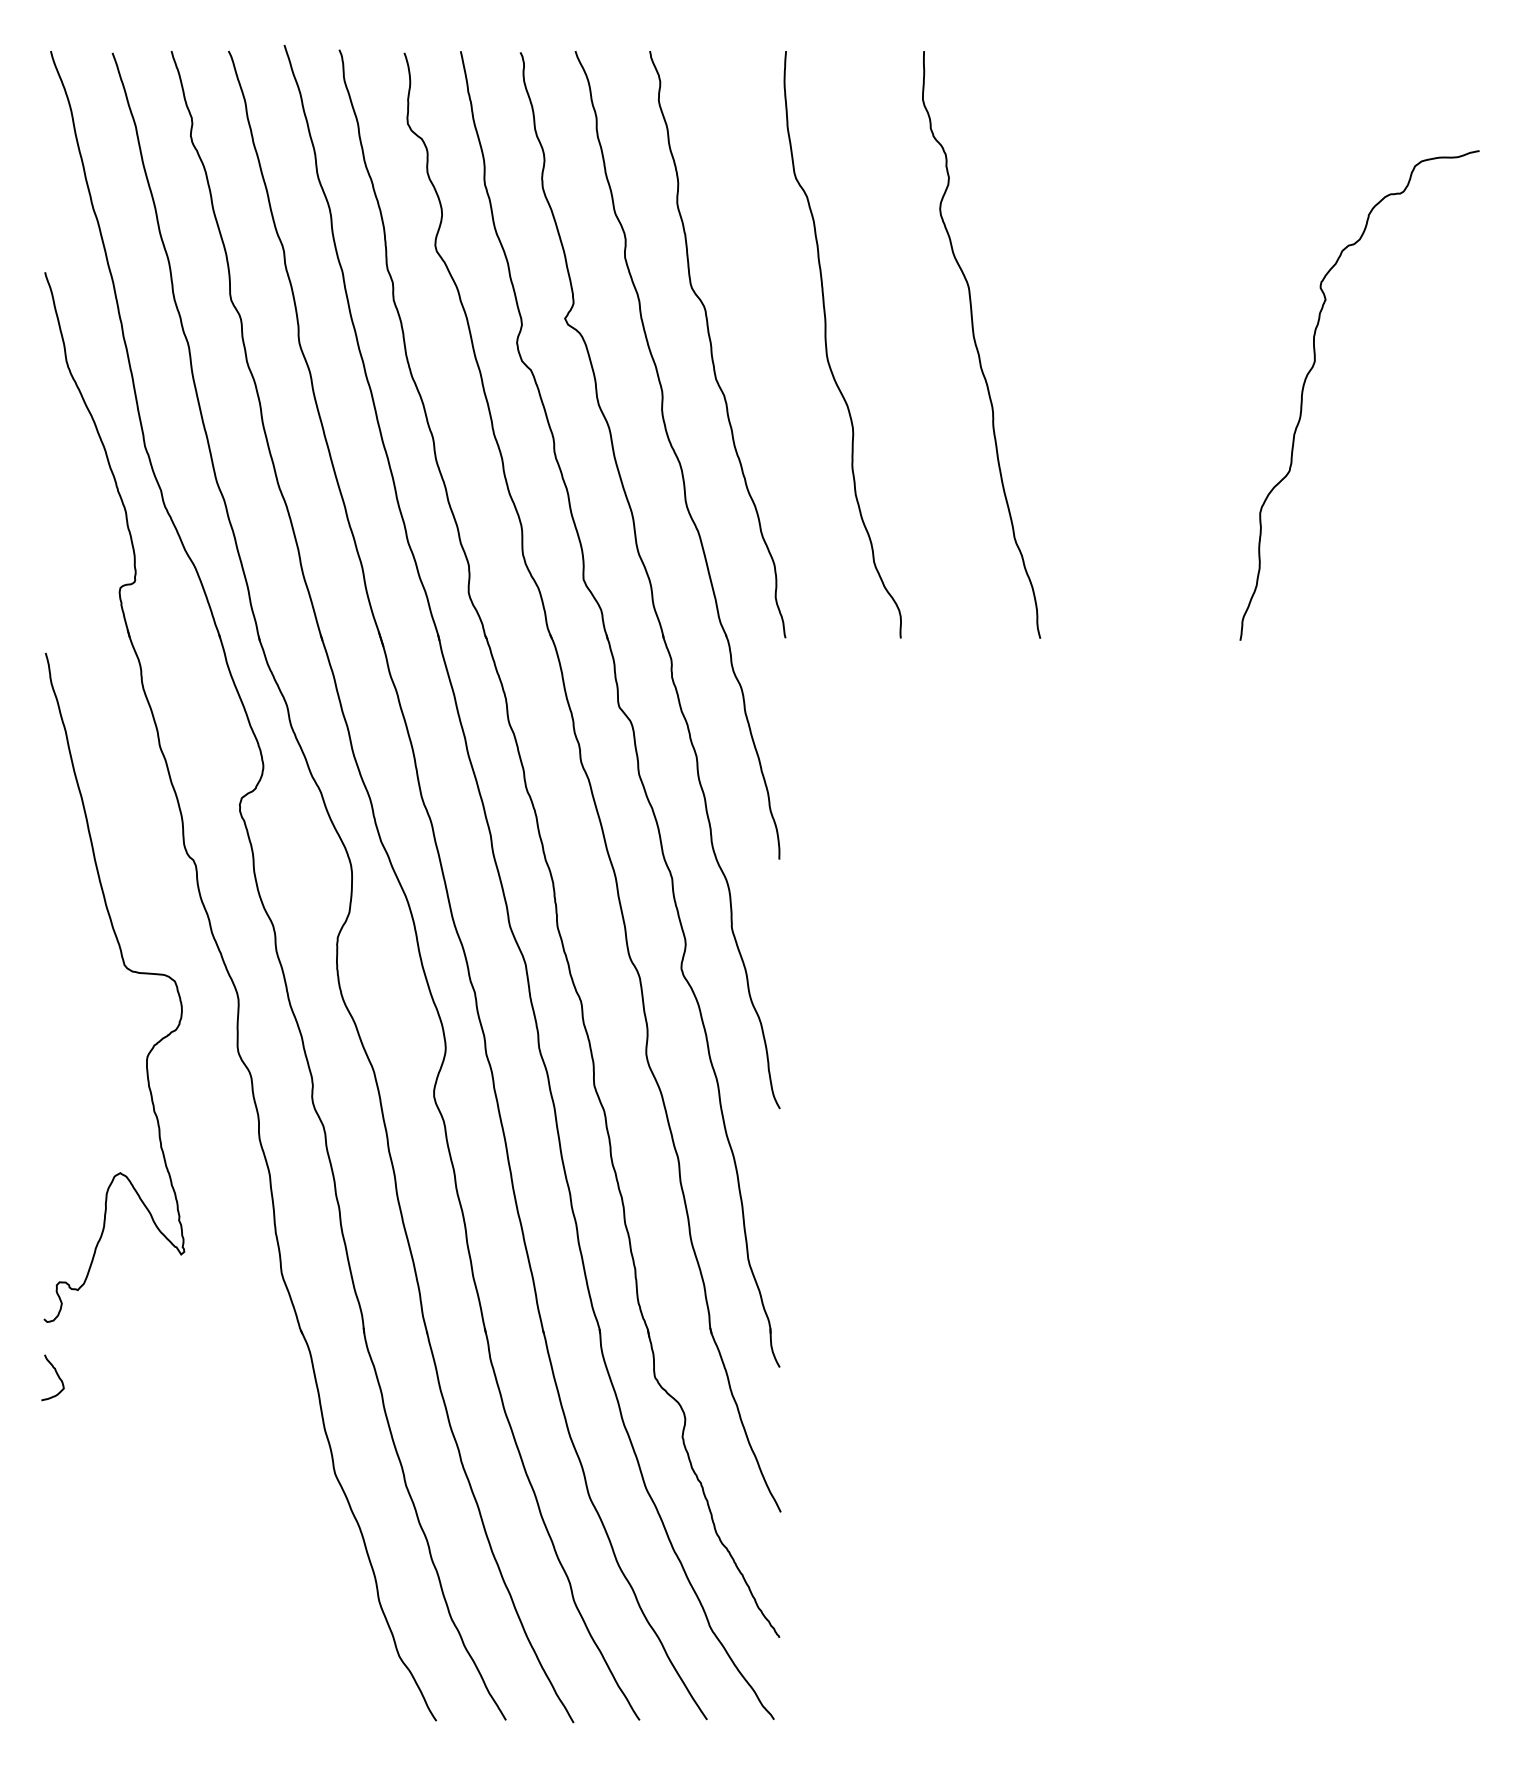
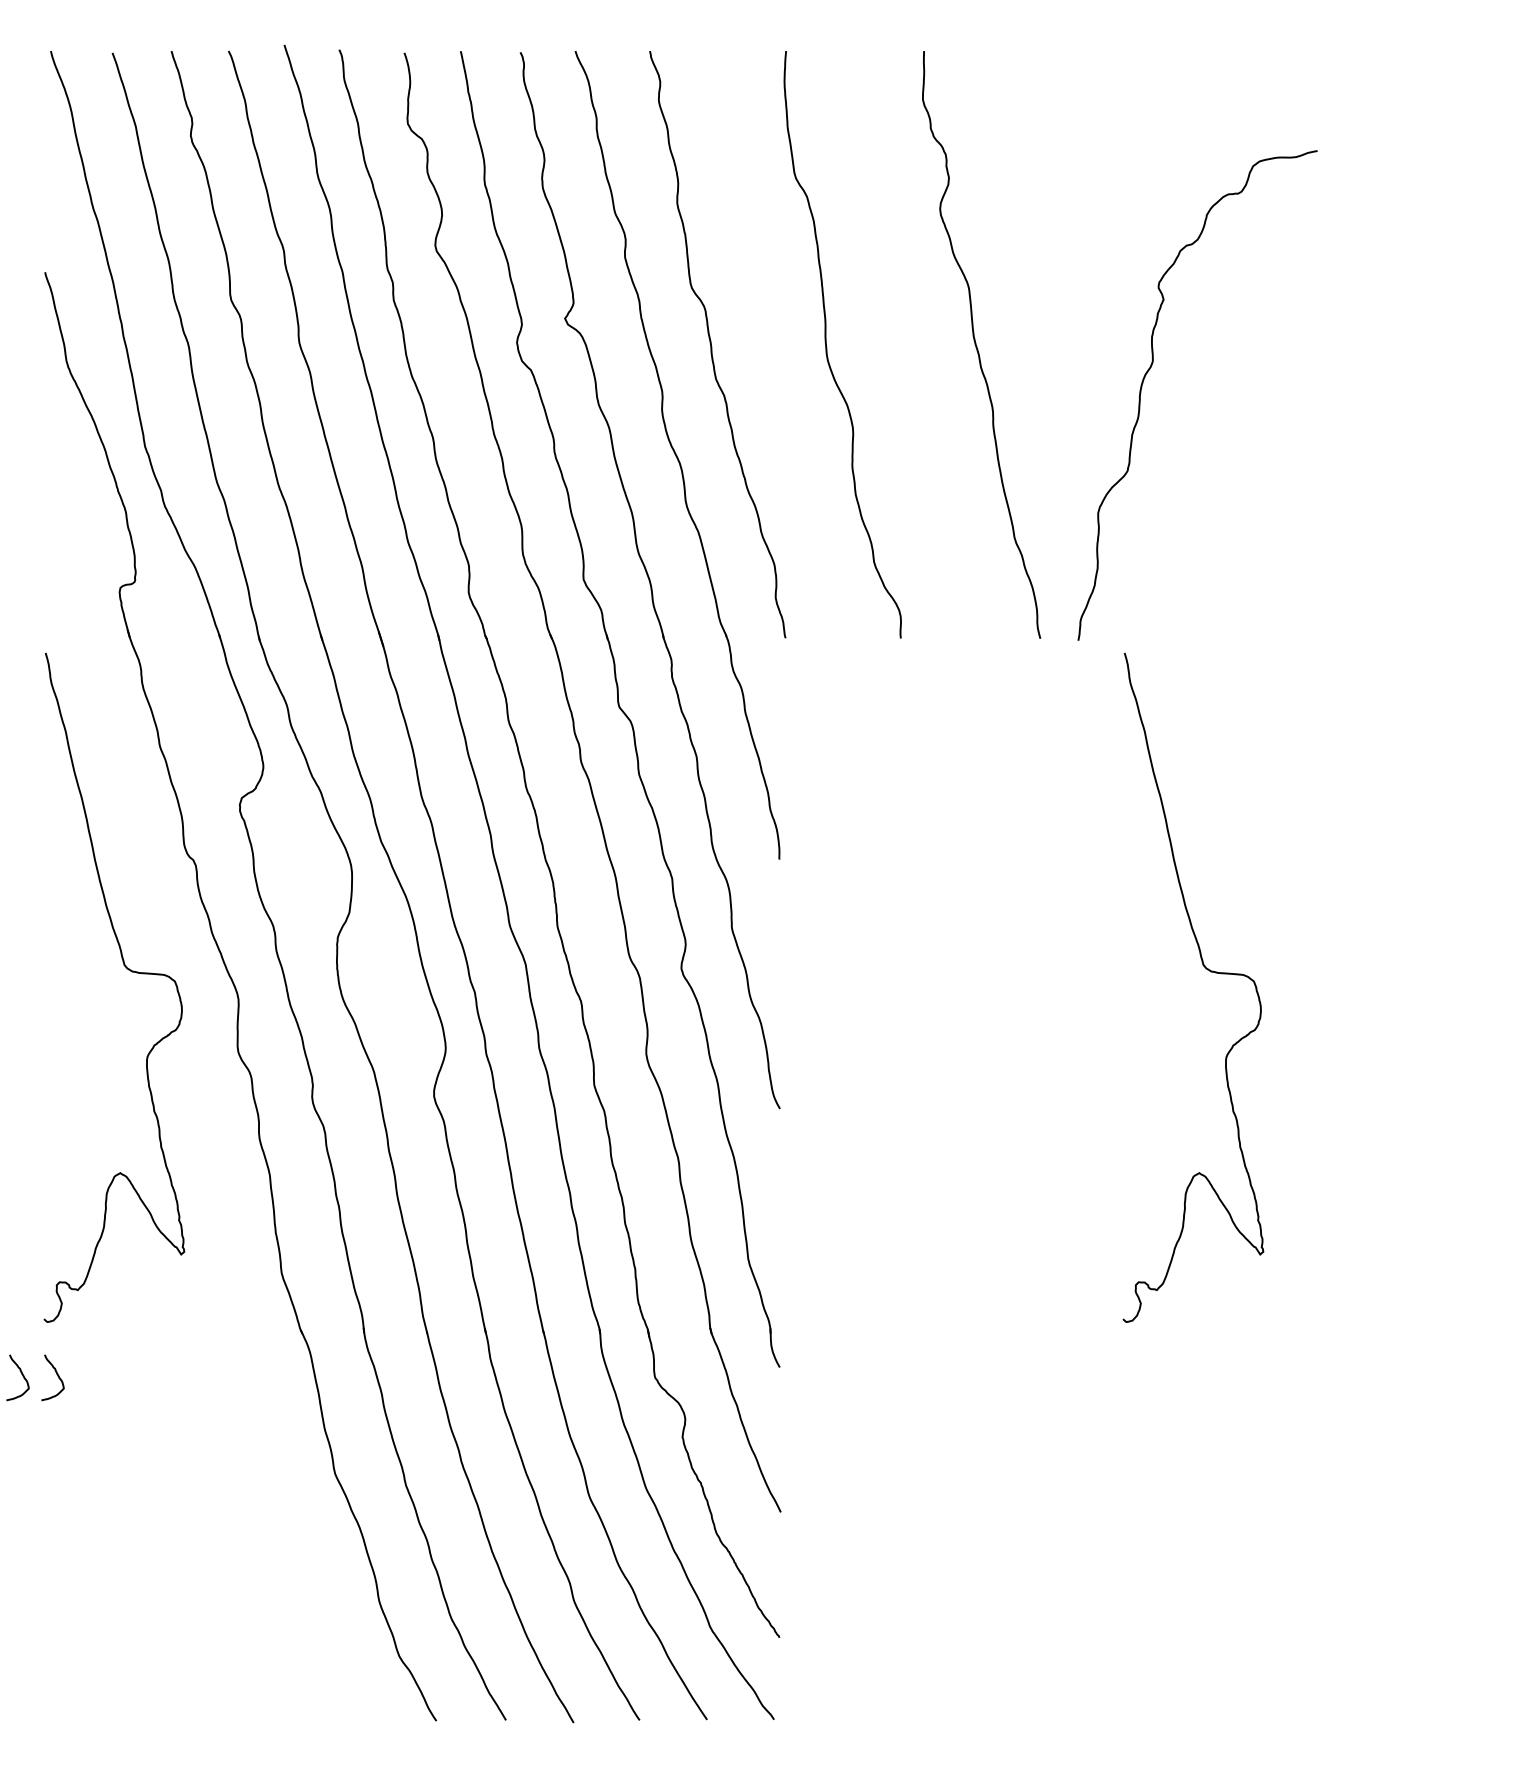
curve position: (1312, 369) -> (1150, 369) (1150, 369)
curve: none -> present (1207, 970)
curve: none -> present (21, 1374)
